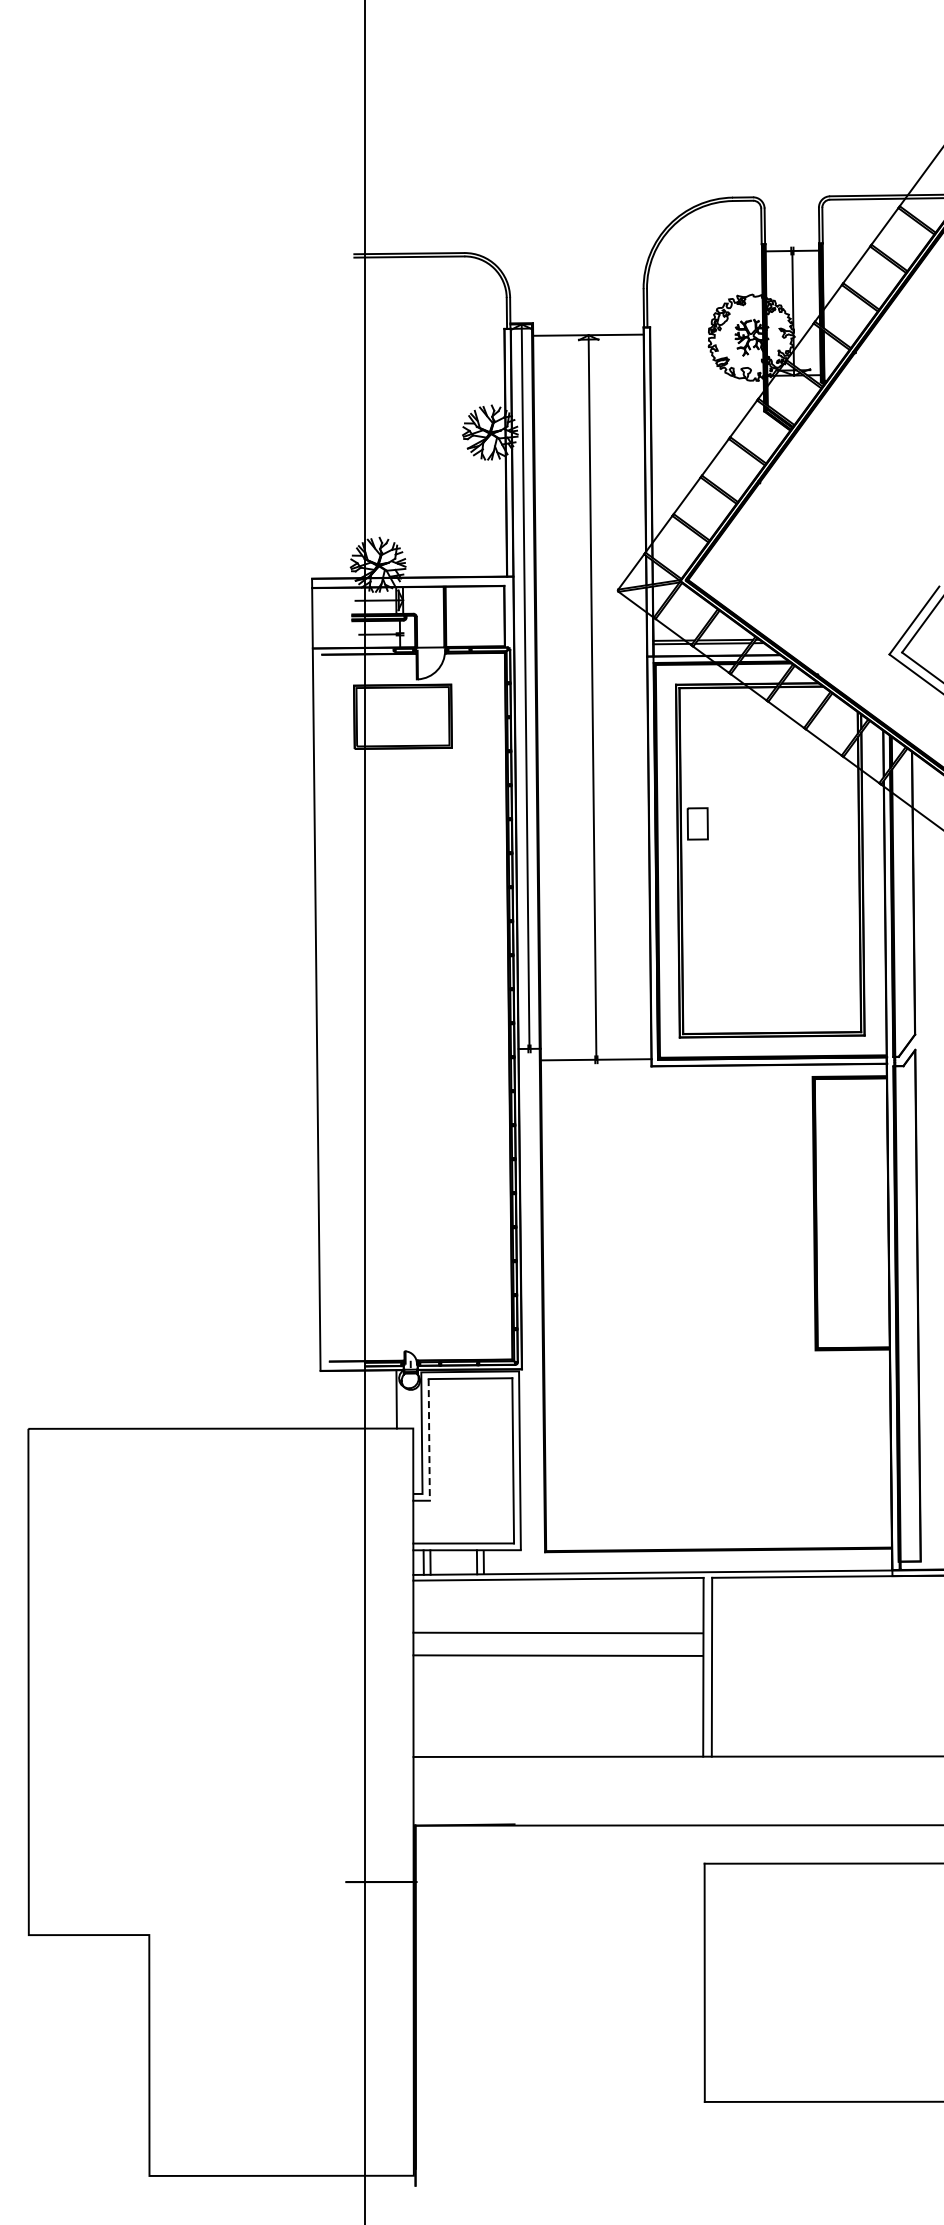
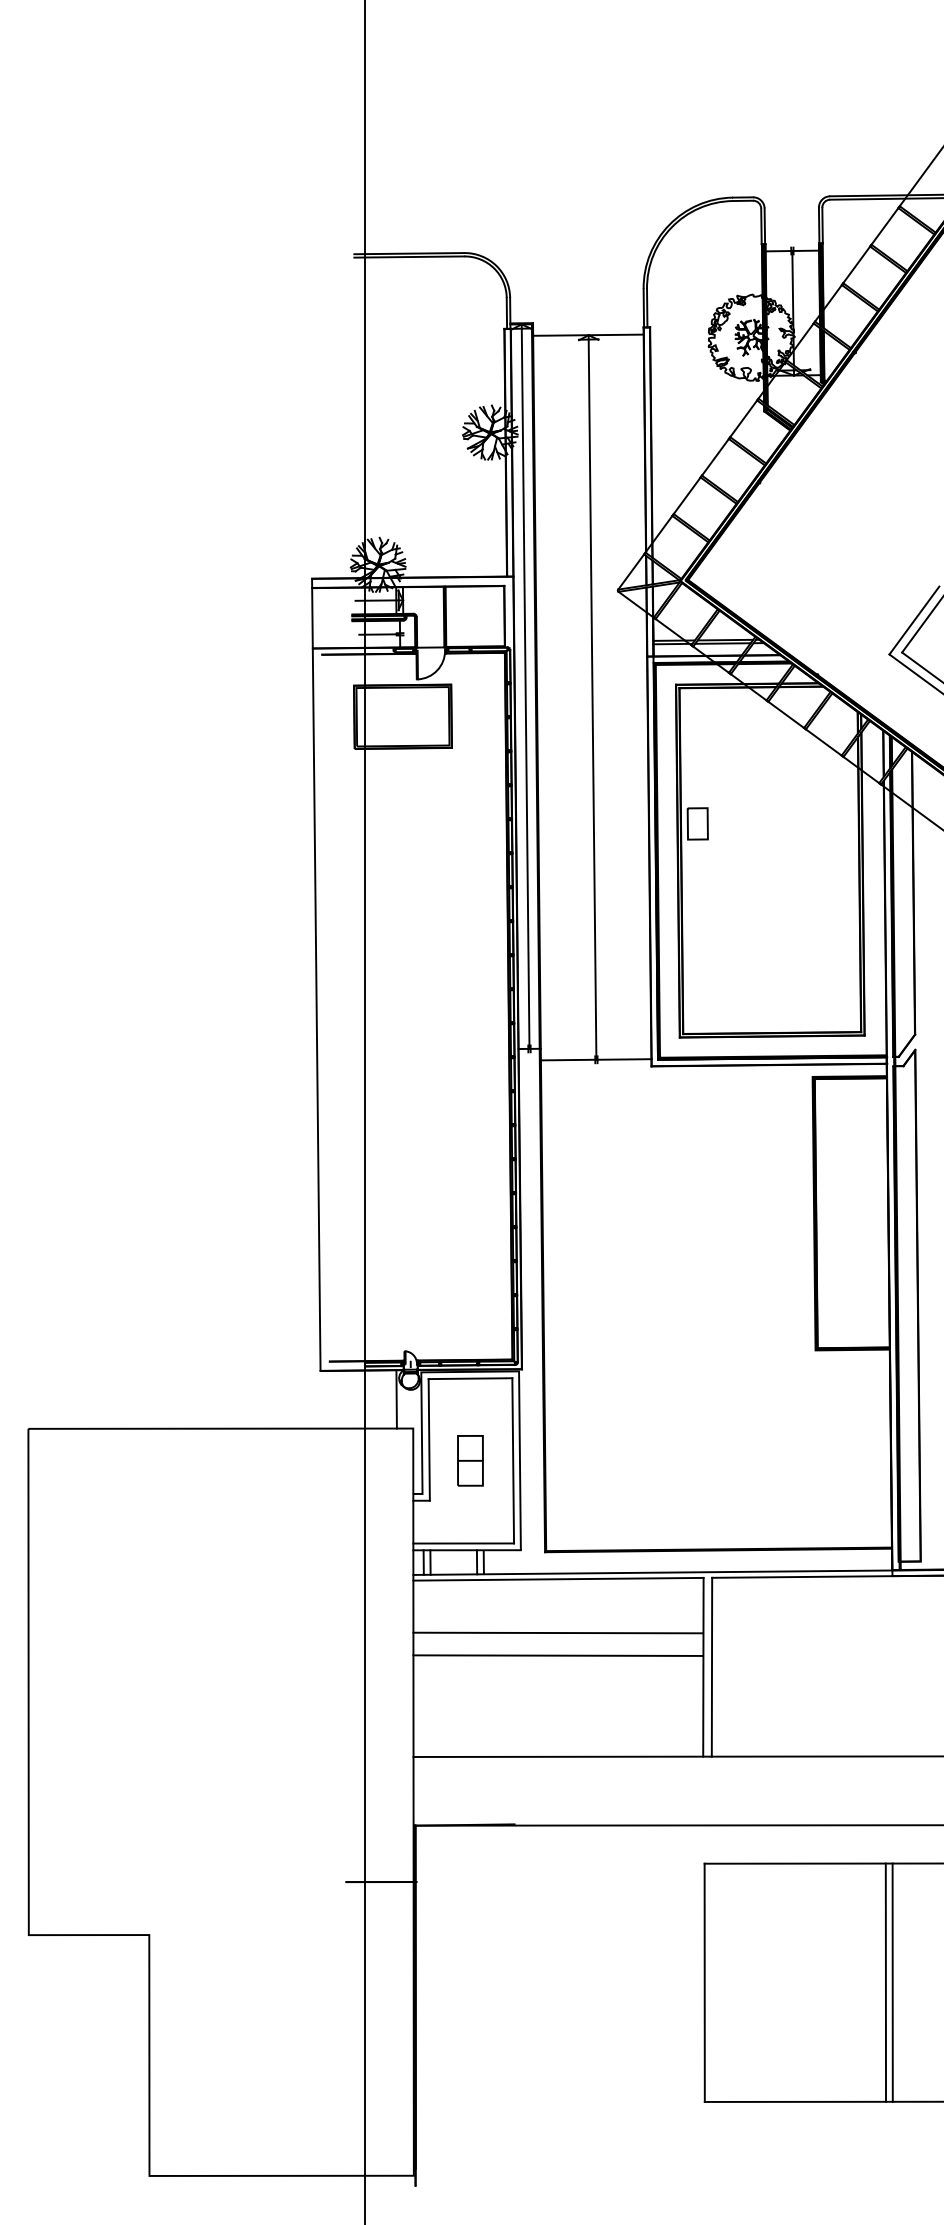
line: dashed -> solid (429, 1439)
part: none -> present (470, 1460)
line: none -> present (885, 1982)
line: none -> present (892, 1982)
